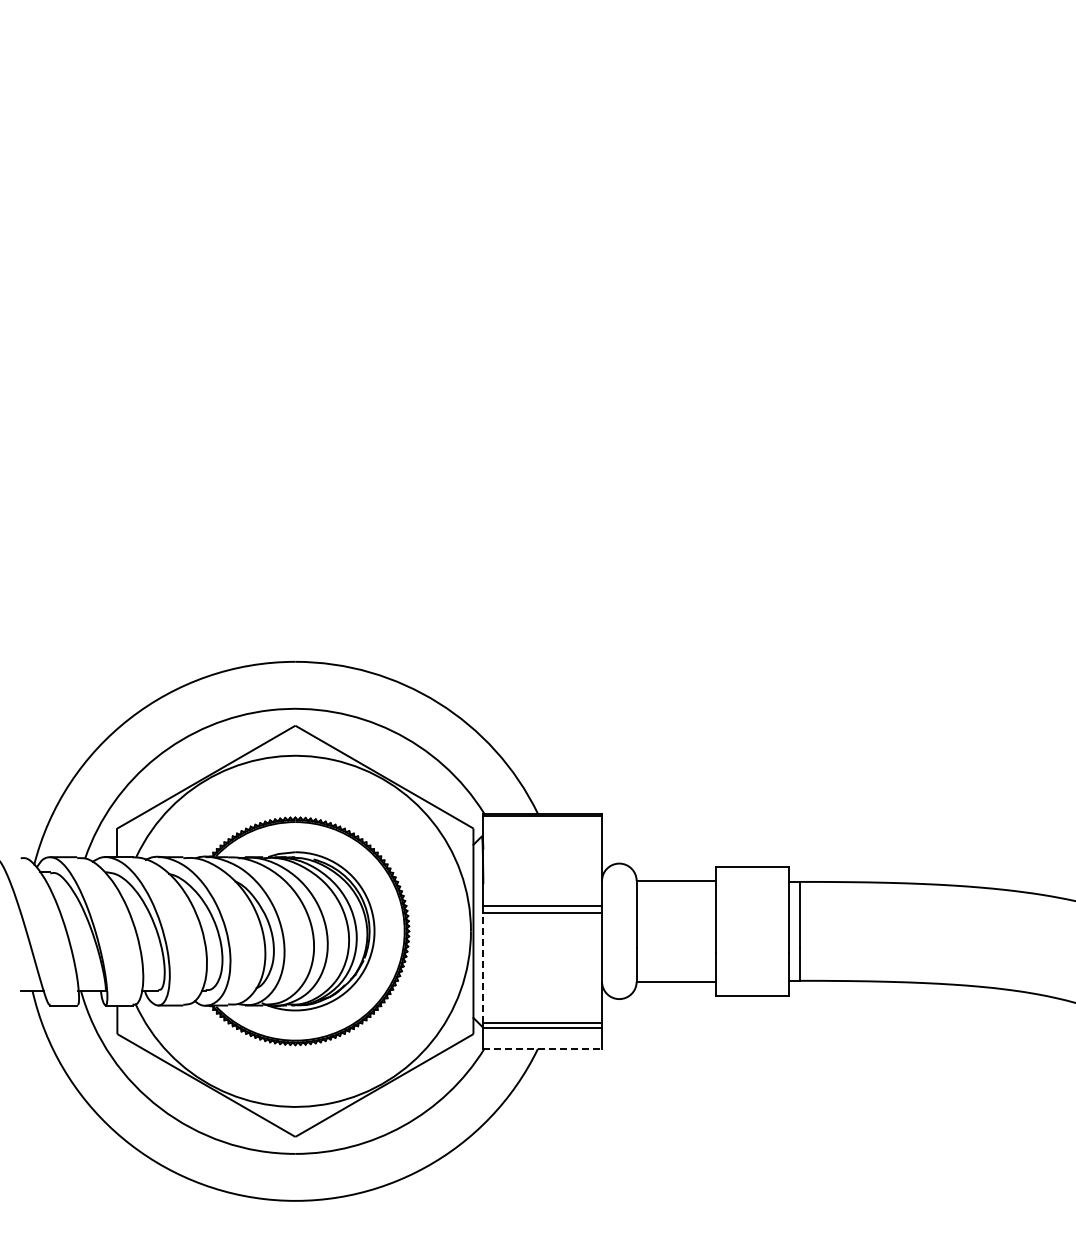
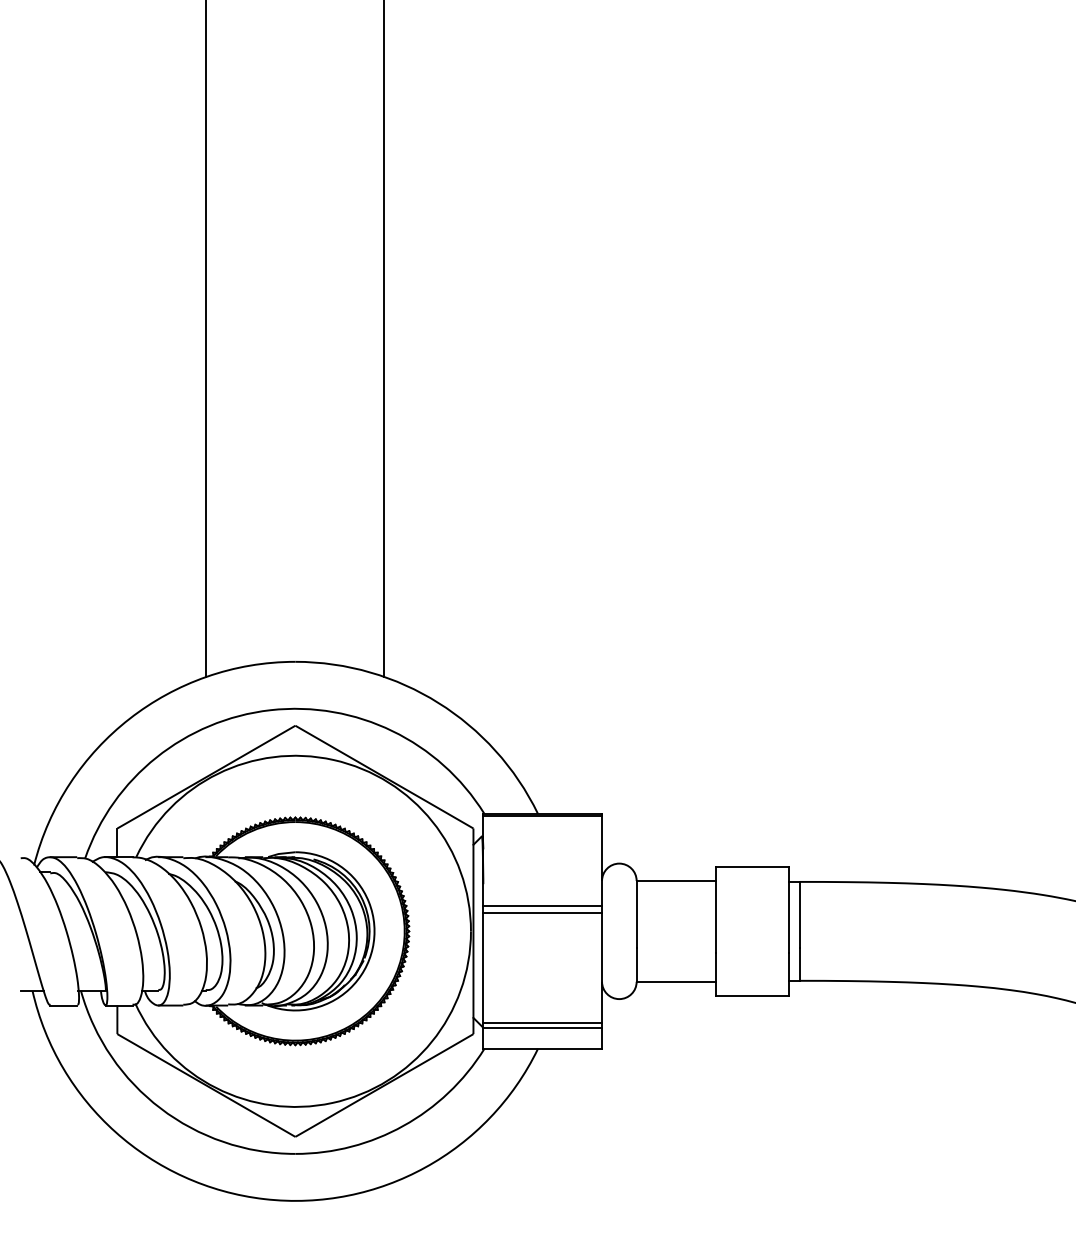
line: none -> present (206, 339)
line: none -> present (384, 339)
line: dashed -> solid (483, 967)
line: dashed -> solid (543, 1048)
